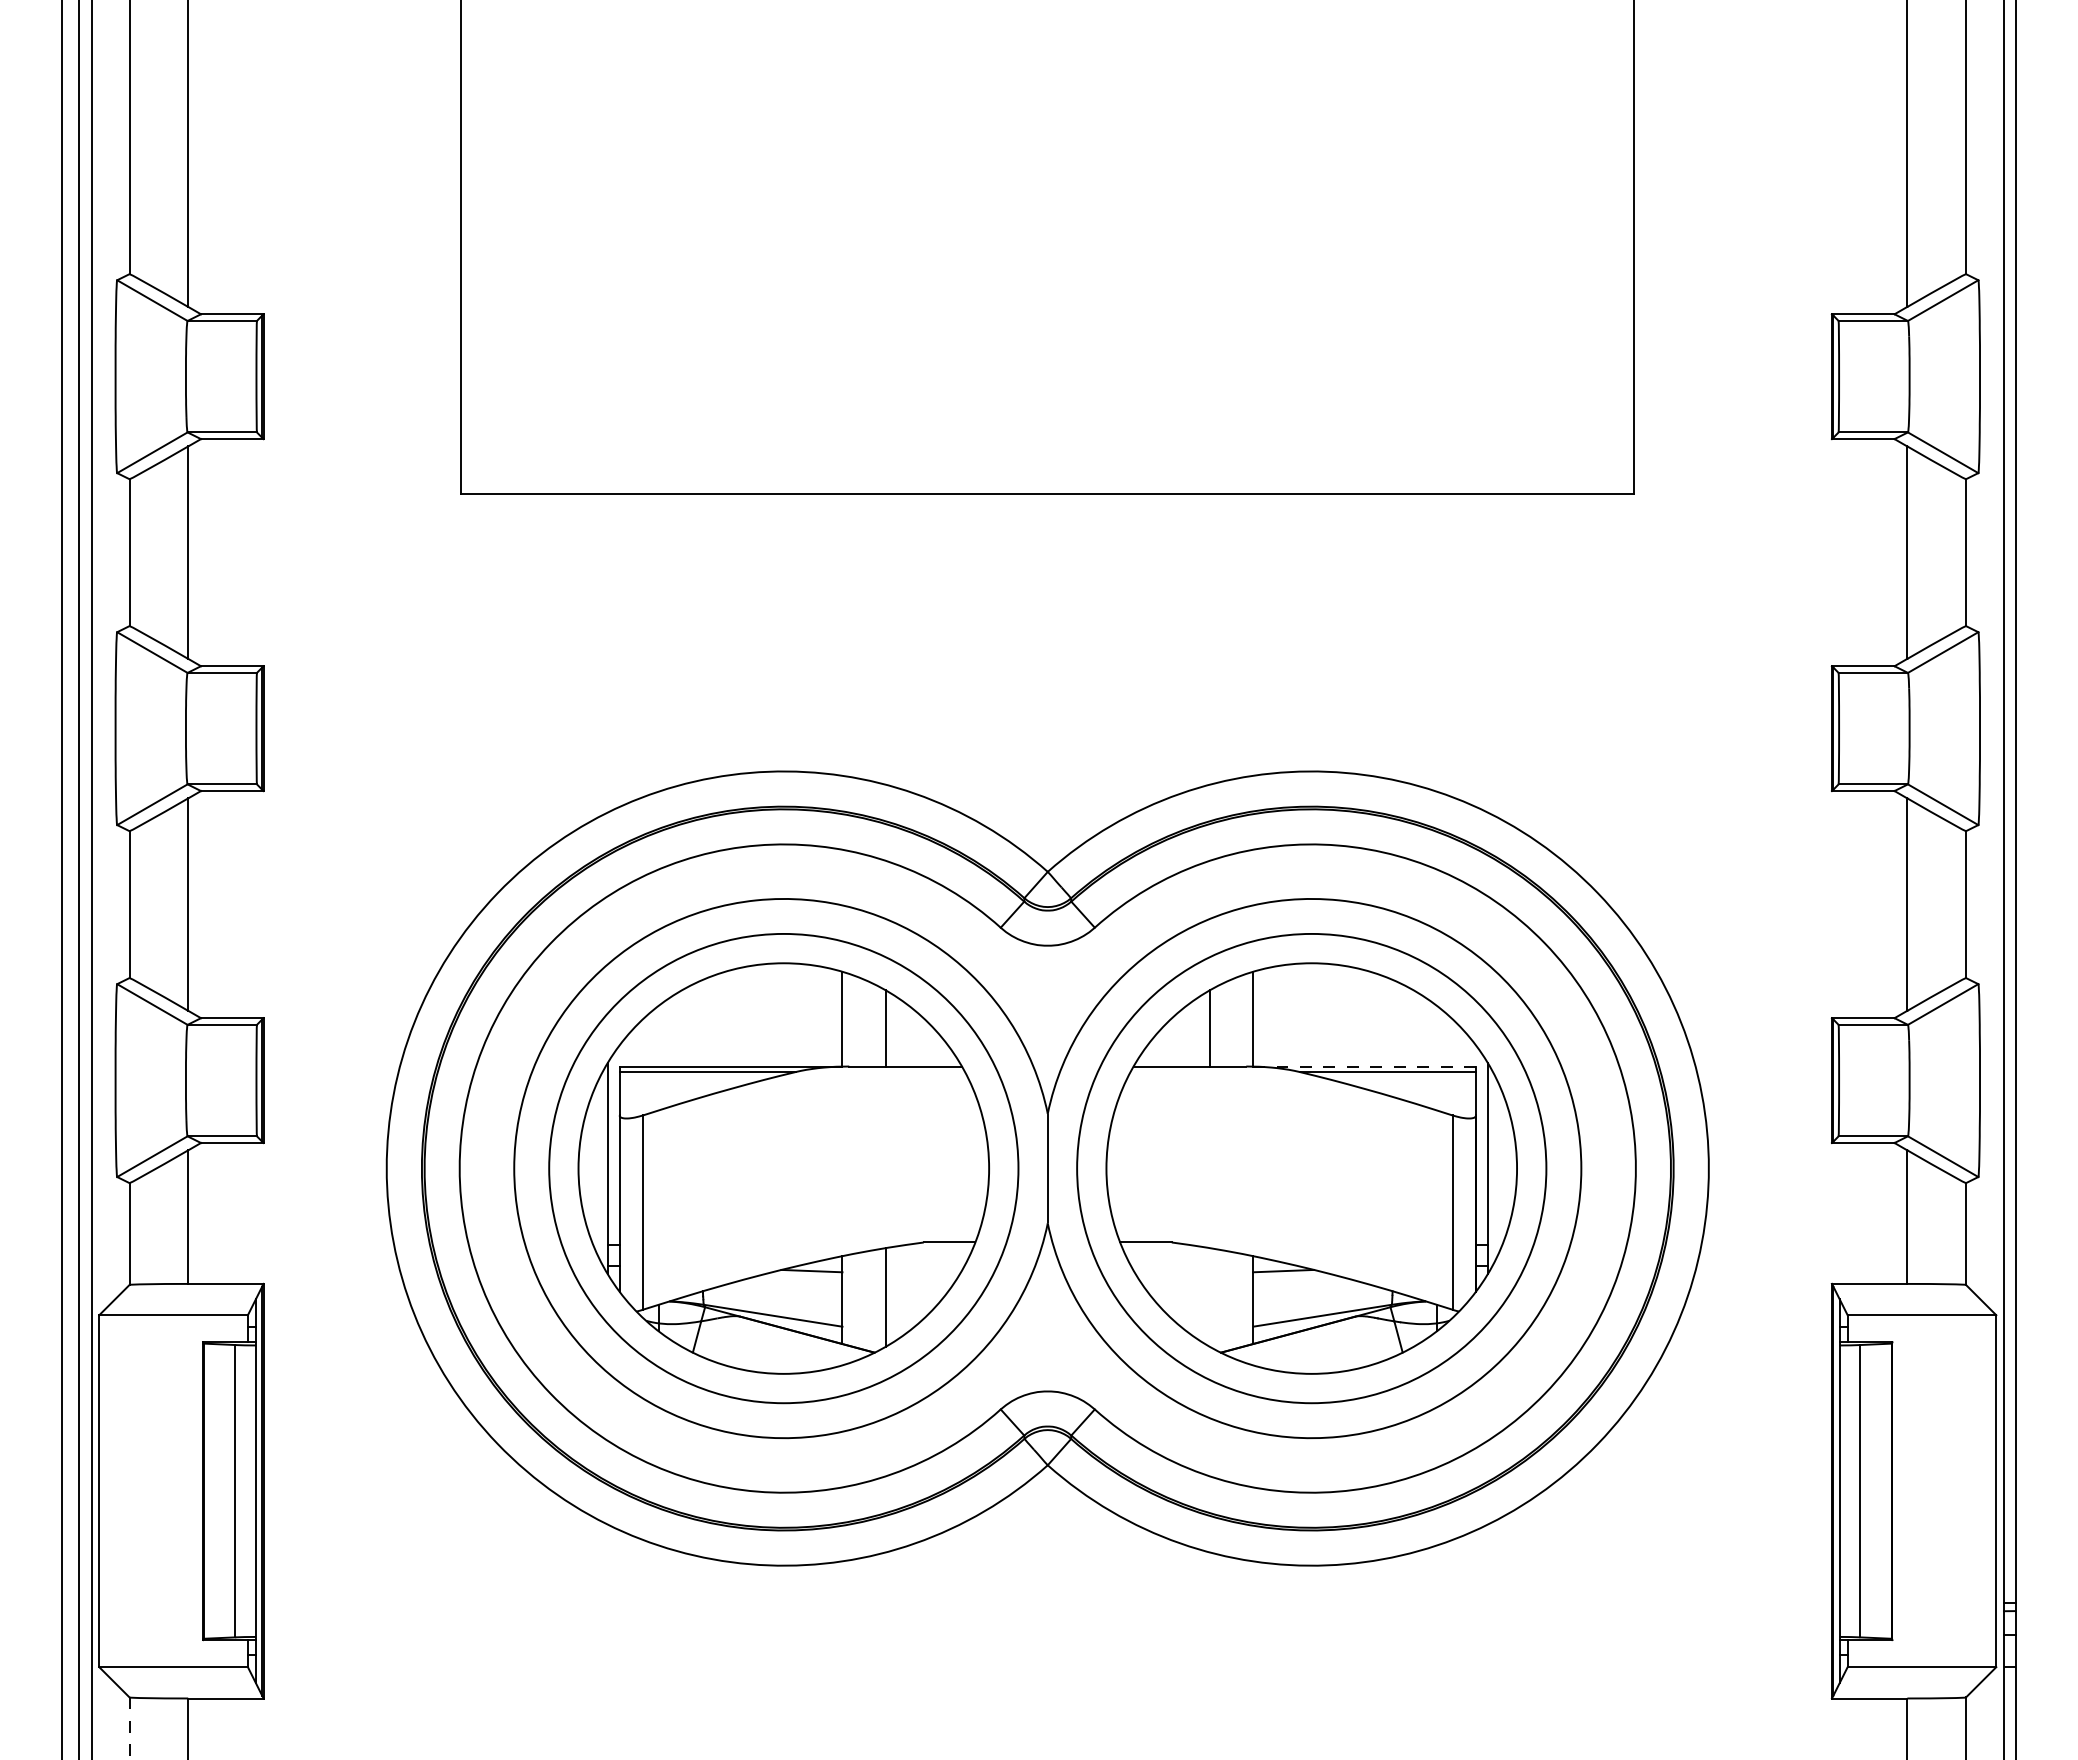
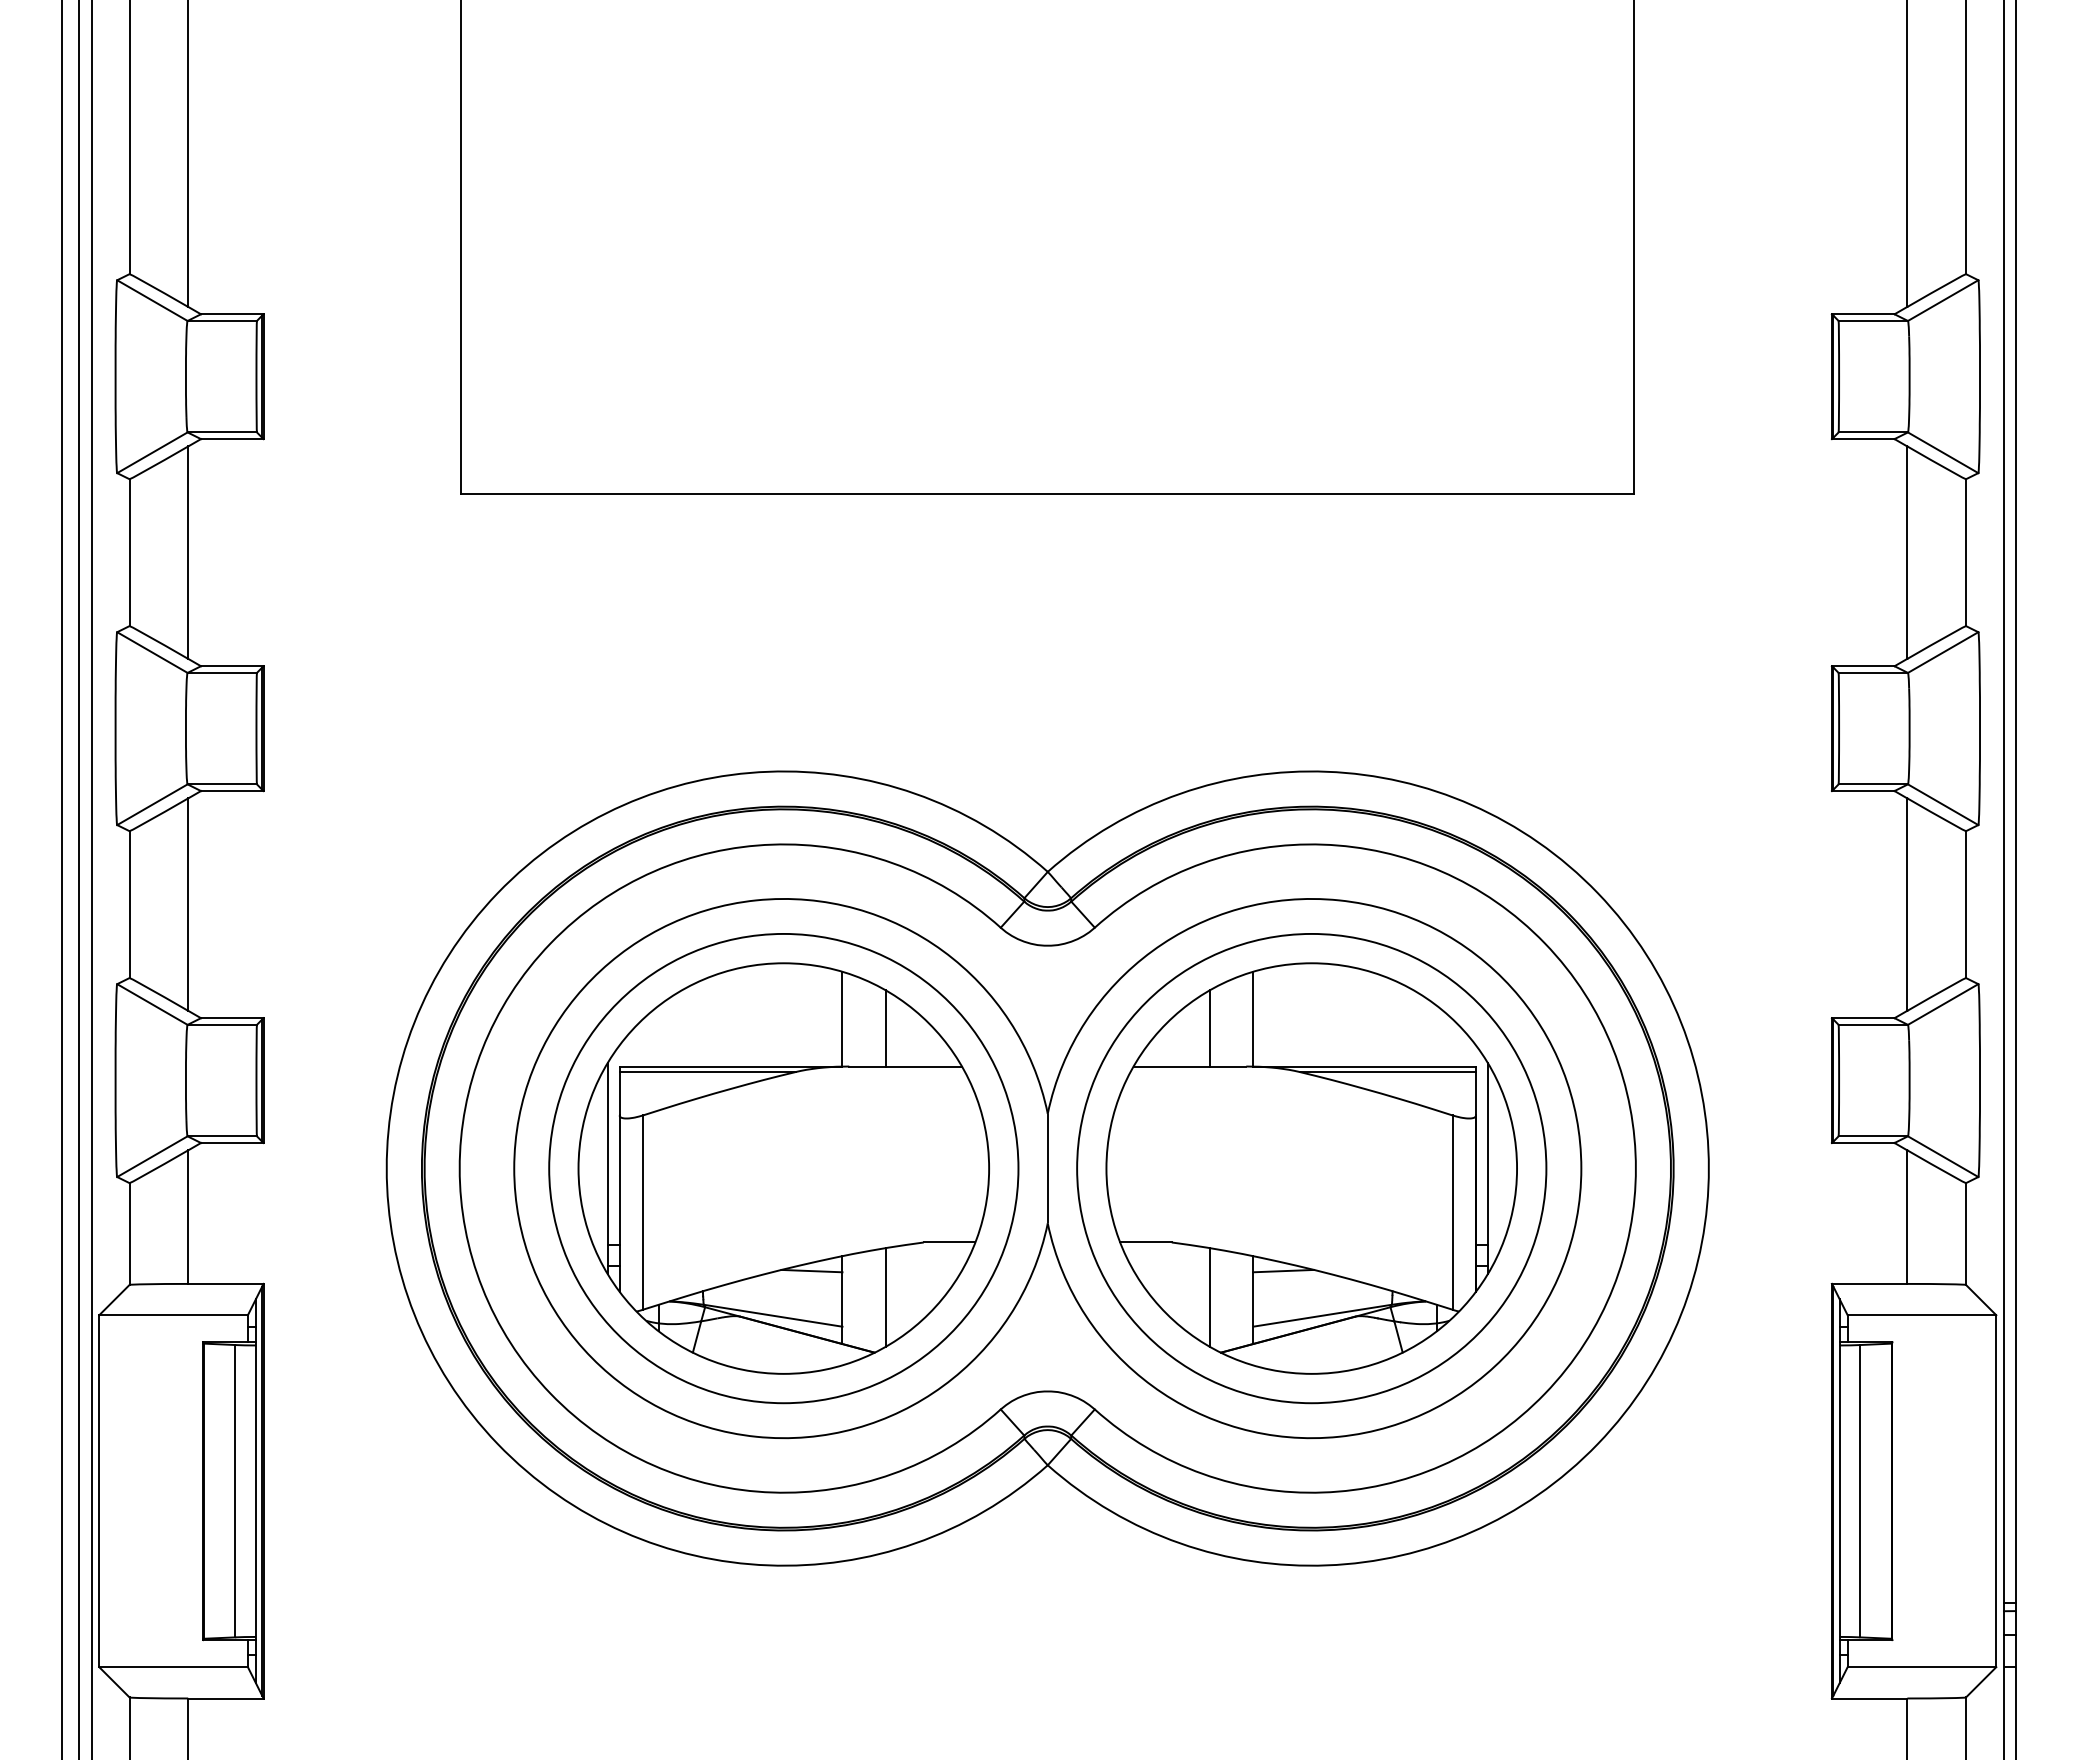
line: dashed -> solid (1364, 1066)
line: none -> present (1209, 1297)
line: dashed -> solid (129, 1729)
